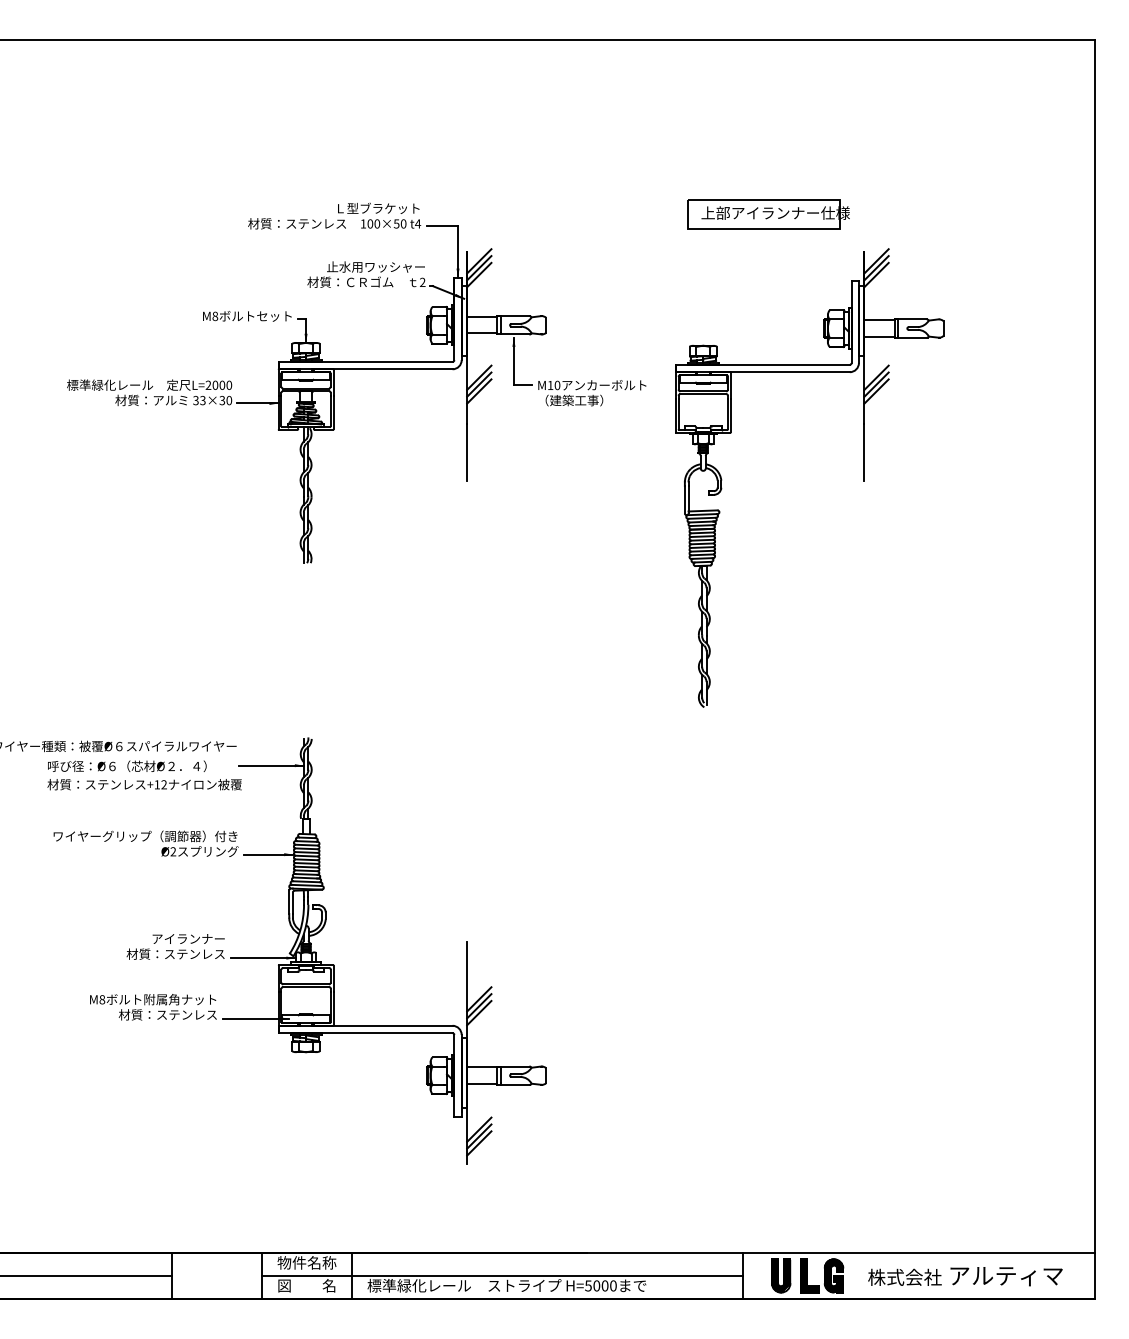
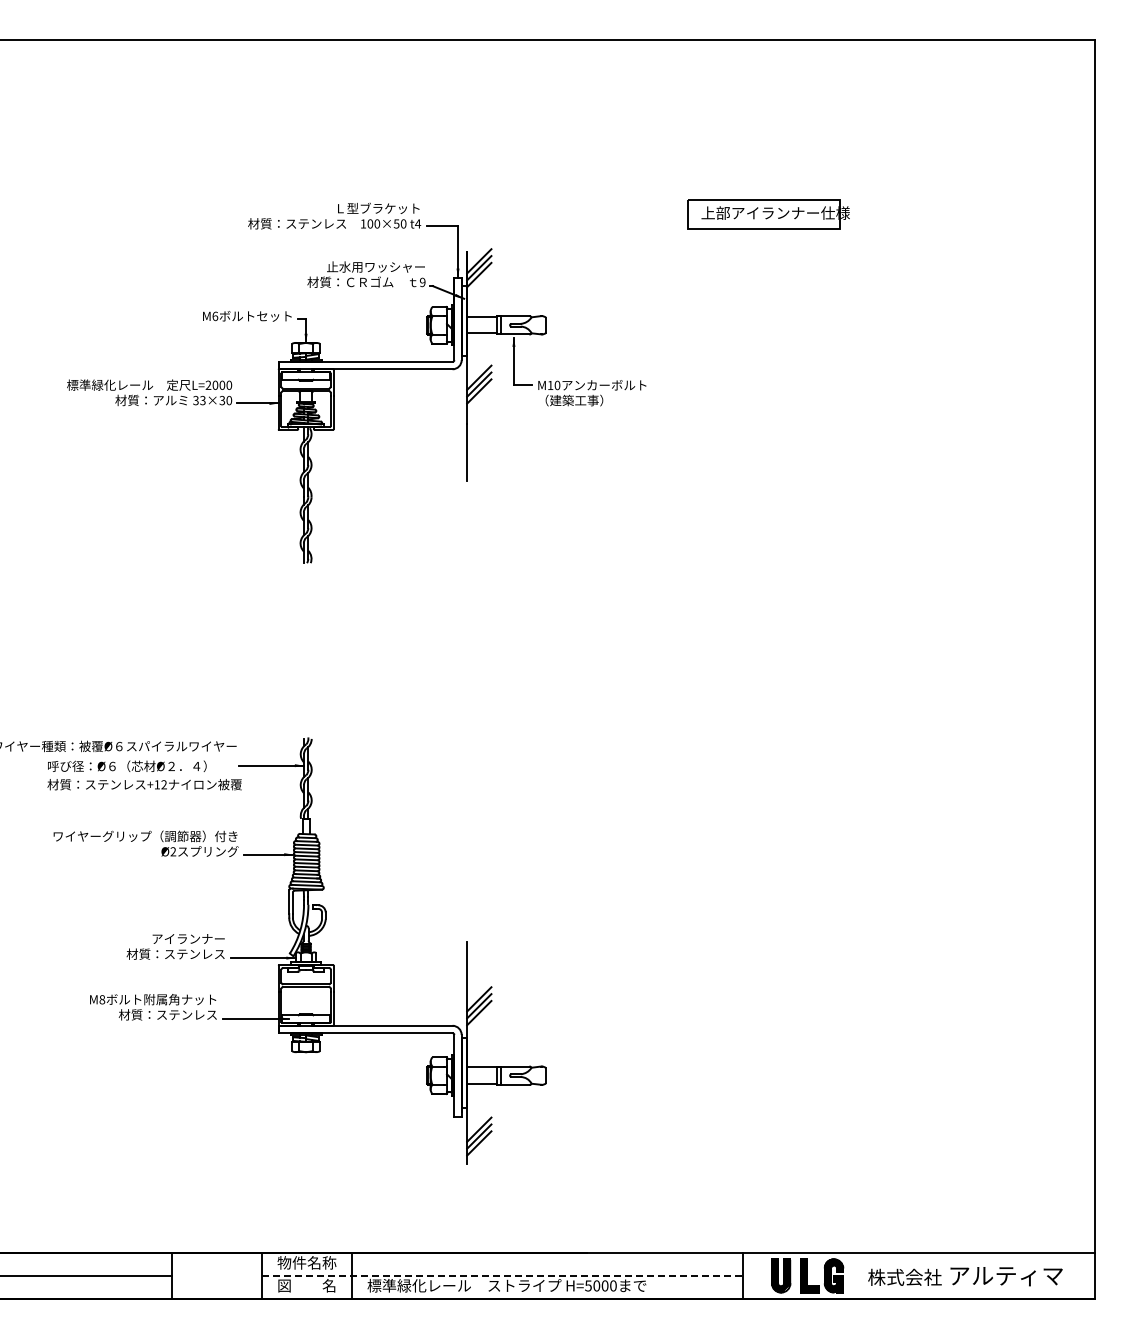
text: 2 -> 9 (422, 282)
text: M8 -> M6 (215, 315)
part: present -> none (863, 477)
line: solid -> dashed (502, 1275)
